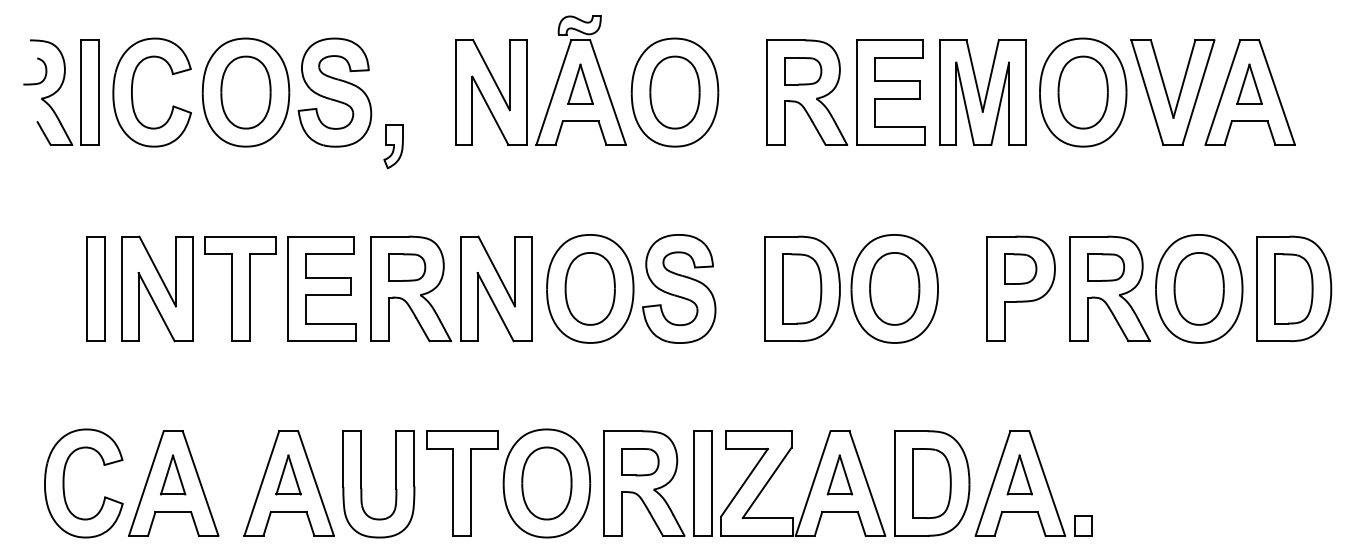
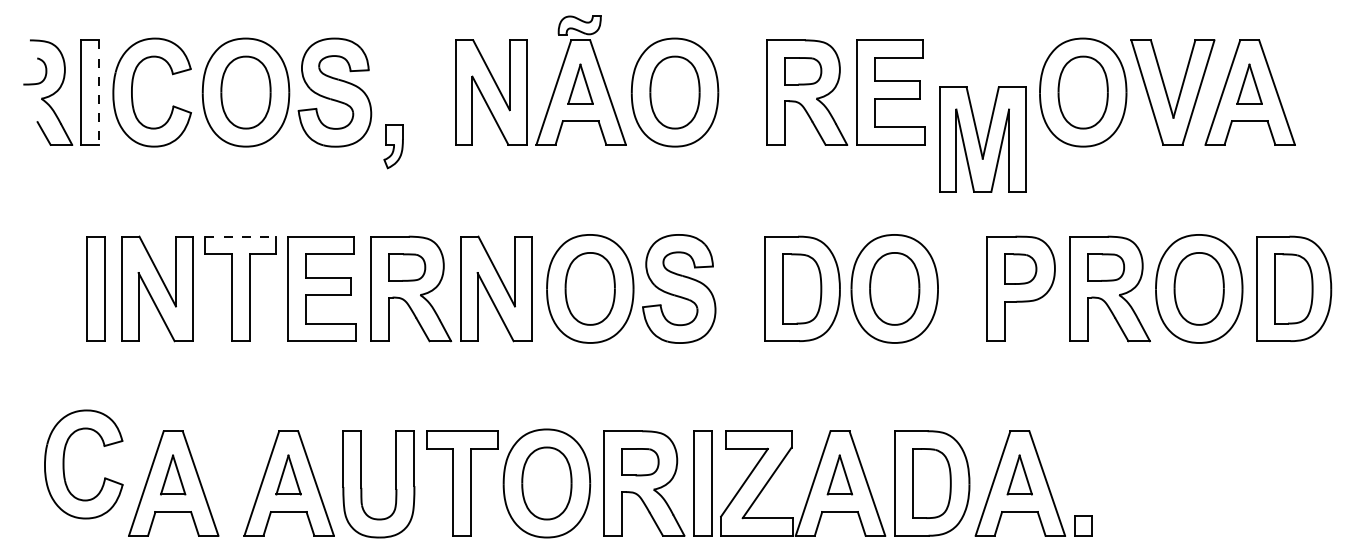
part position: (982, 92) -> (982, 139) (982, 139)
line: solid -> dashed (99, 93)
line: solid -> dashed (241, 236)
part position: (64, 483) -> (64, 464) (64, 464)
